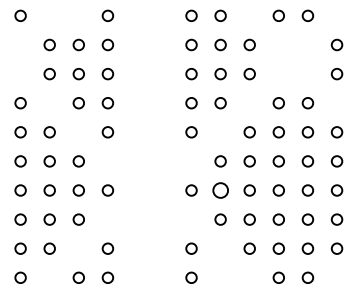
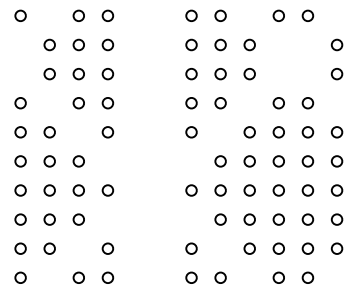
circle: none -> present (78, 15)
circle size: 17x17 px -> 13x13 px (220, 190)
circle: none -> present (220, 277)
